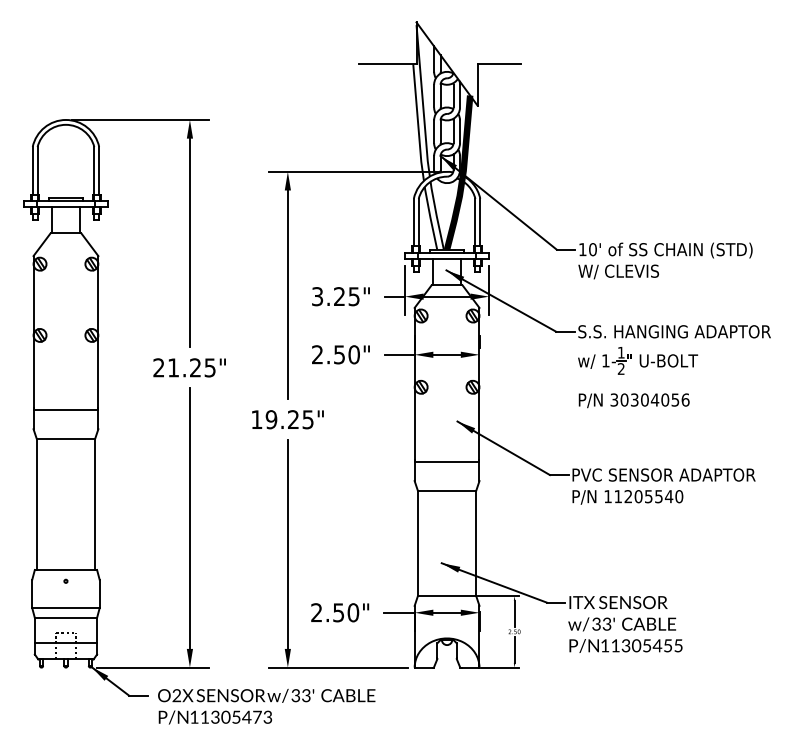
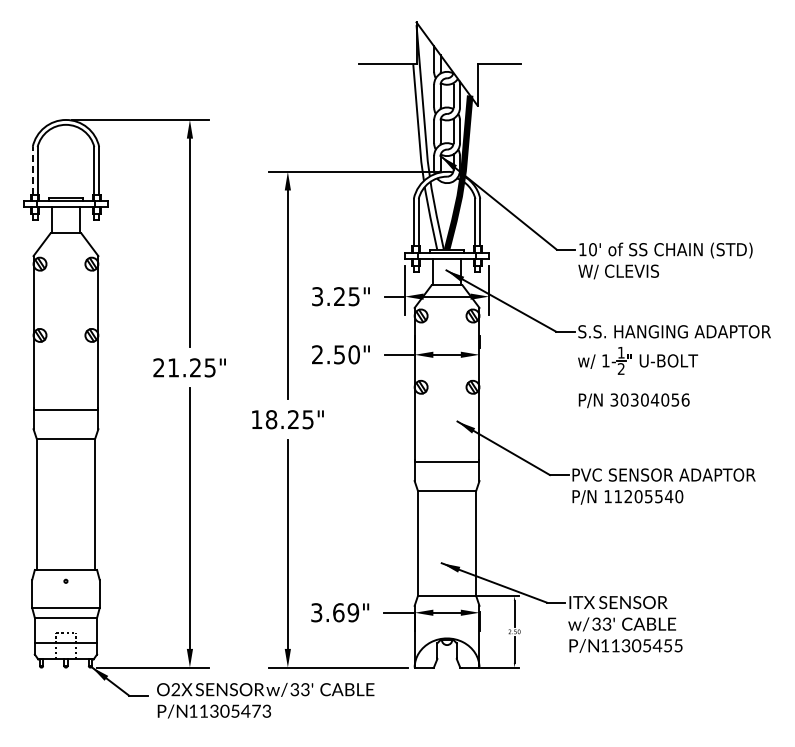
line: solid -> dashed (32, 170)
text: 19.25" -> 18.25" (271, 419)
text: 2.50" -> 3.69" (335, 612)
text position: (266, 706) -> (265, 700) (265, 700)
